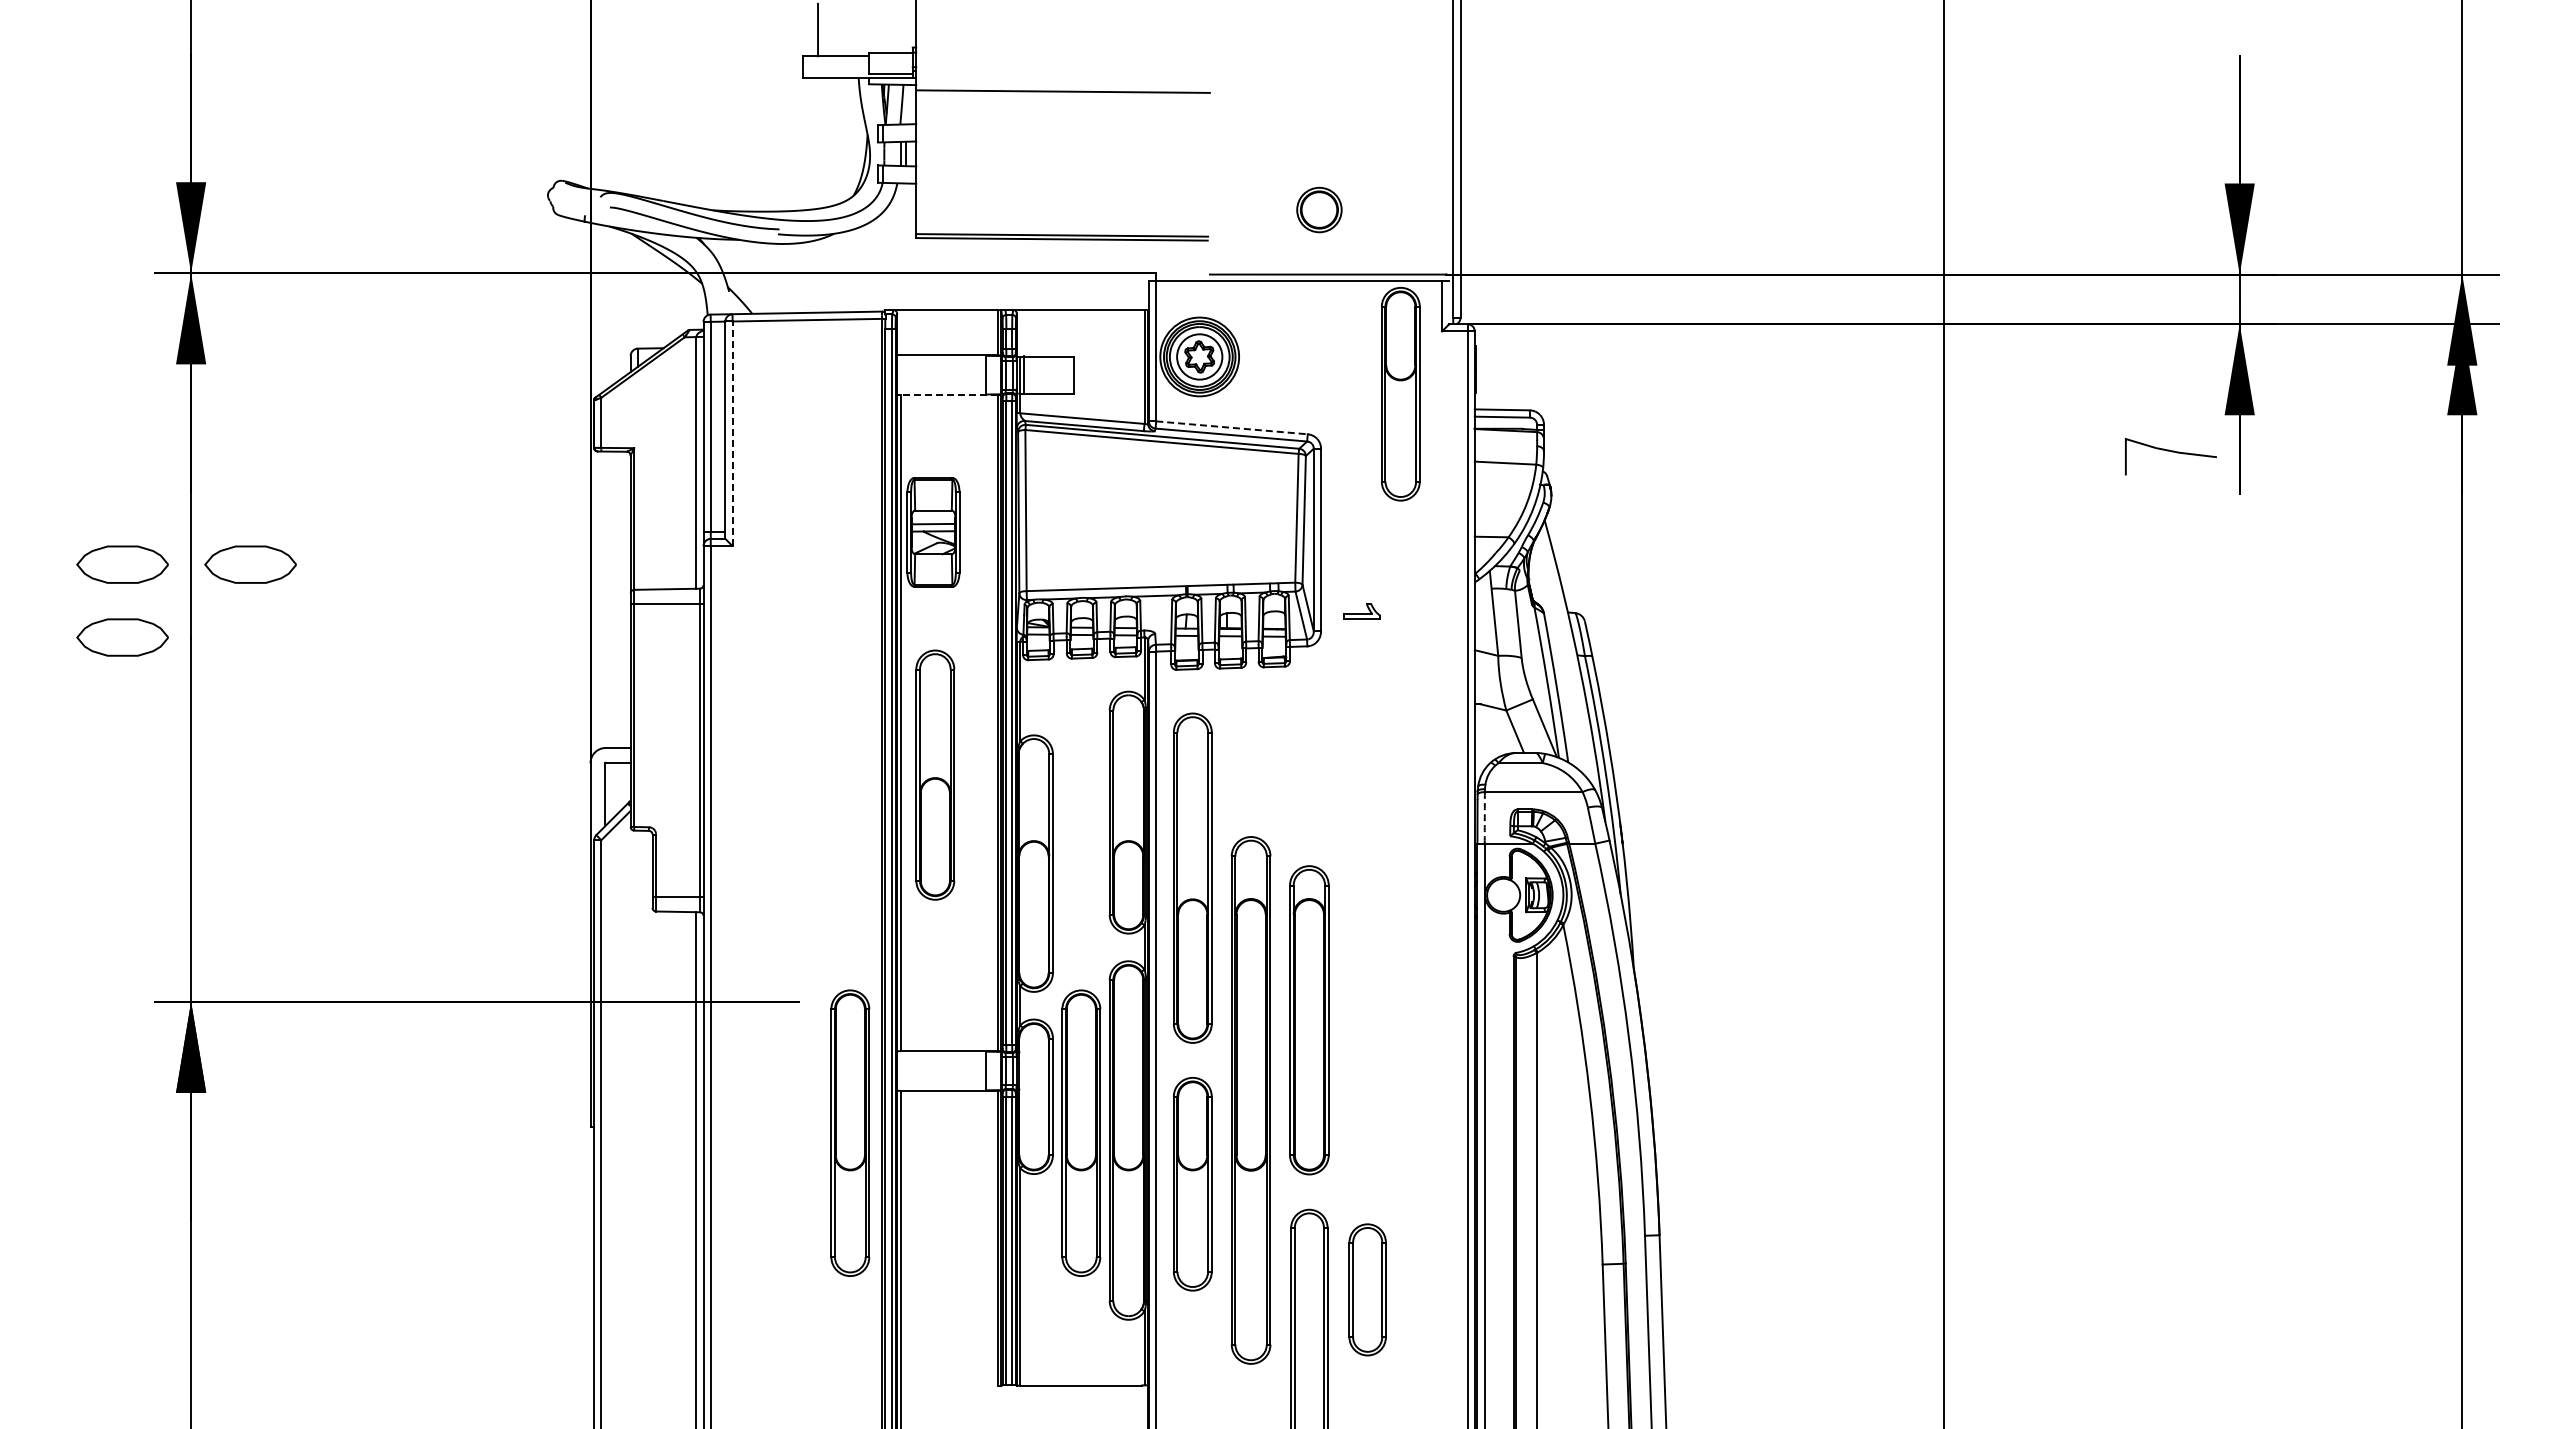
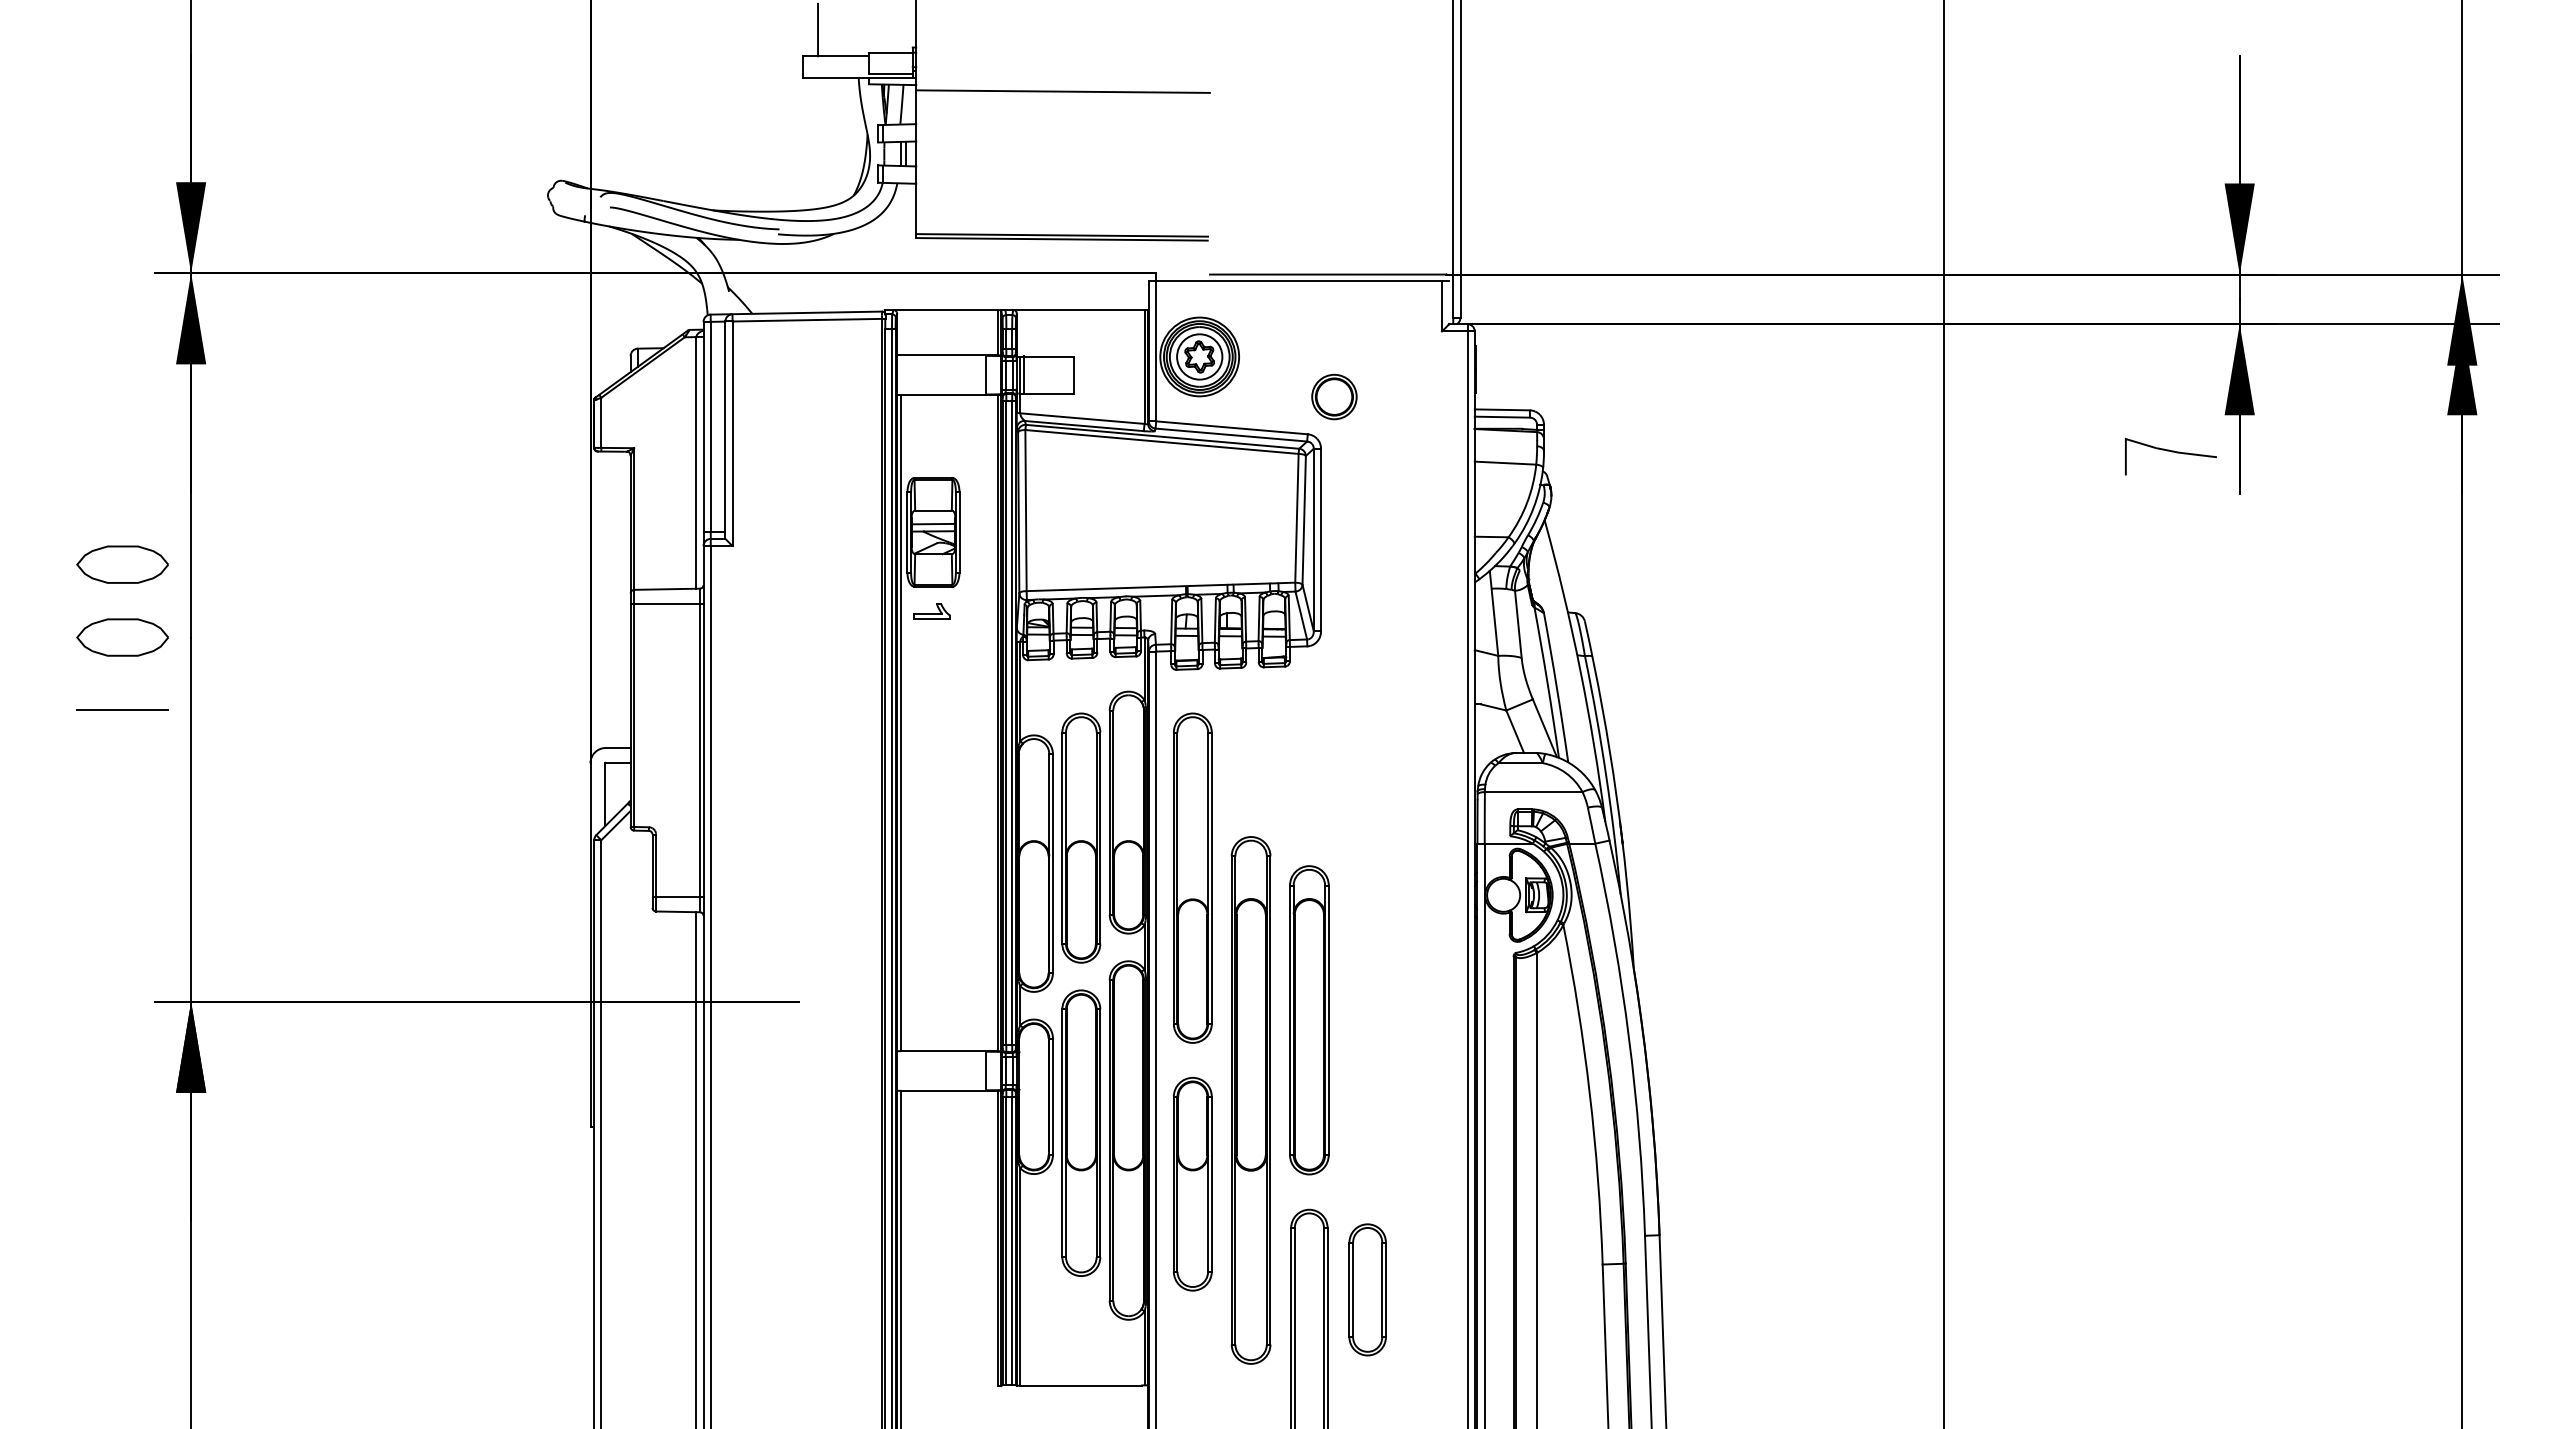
part position: (1319, 209) -> (1334, 396) (1334, 396)
line: dashed -> solid (948, 394)
part: present -> none (1400, 394)
line: dashed -> solid (1232, 427)
line: dashed -> solid (732, 433)
part: present -> none (250, 564)
part position: (1361, 611) -> (931, 611) (931, 611)
line: none -> present (122, 710)
part position: (935, 774) -> (1081, 837) (1081, 837)
arc: dashed -> solid (1484, 817)
part: present -> none (850, 1132)
